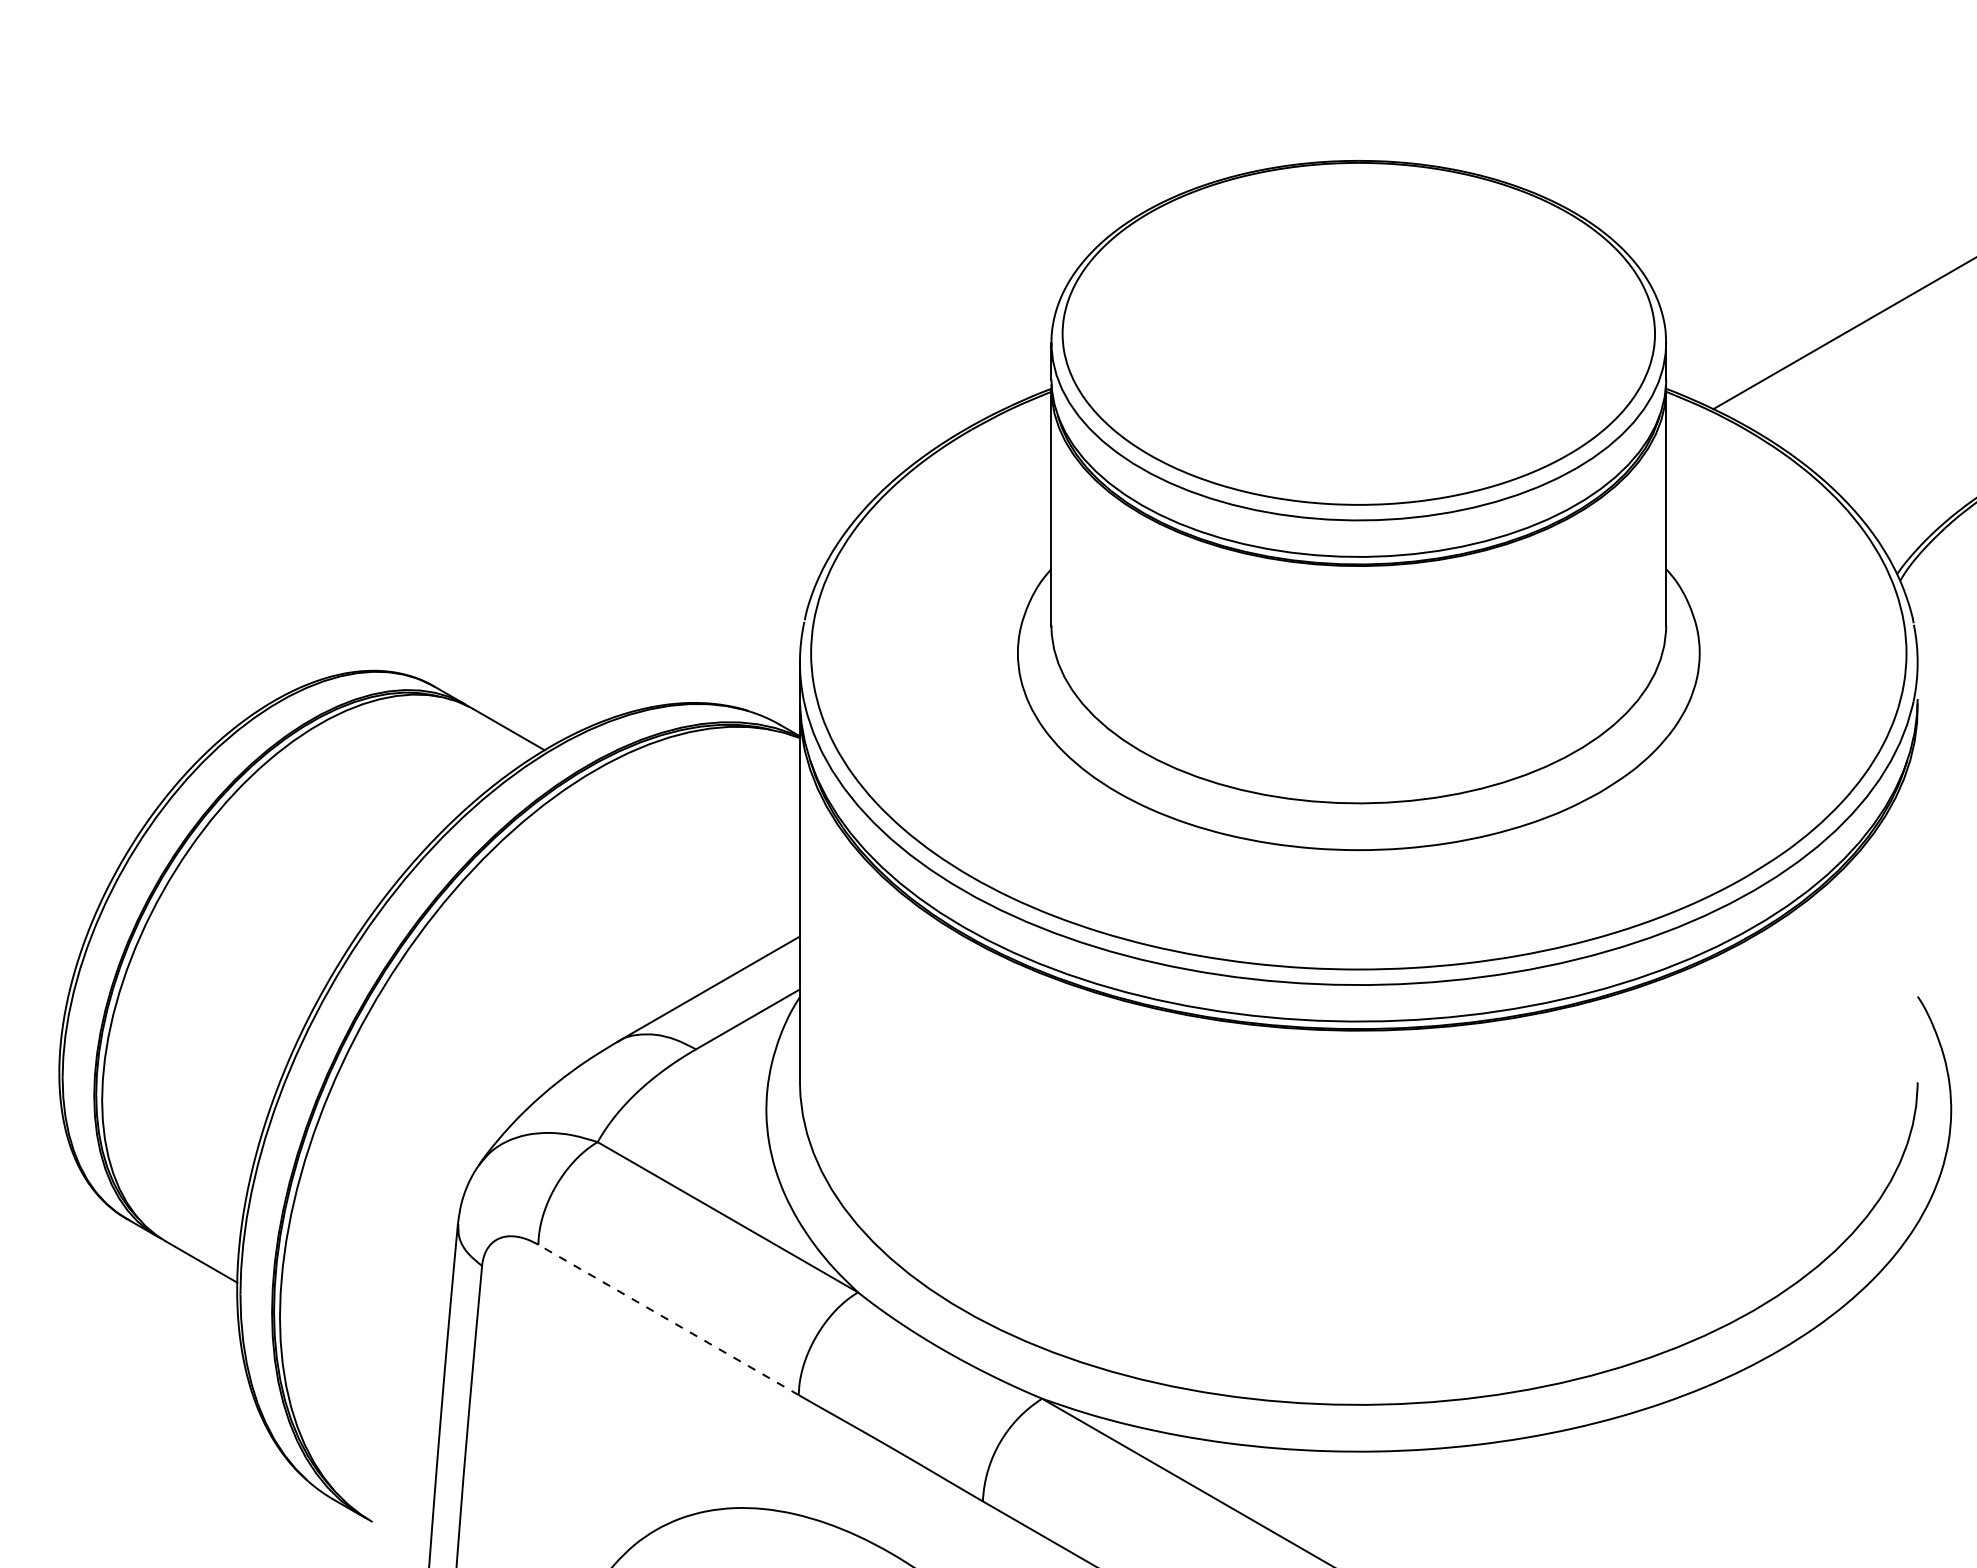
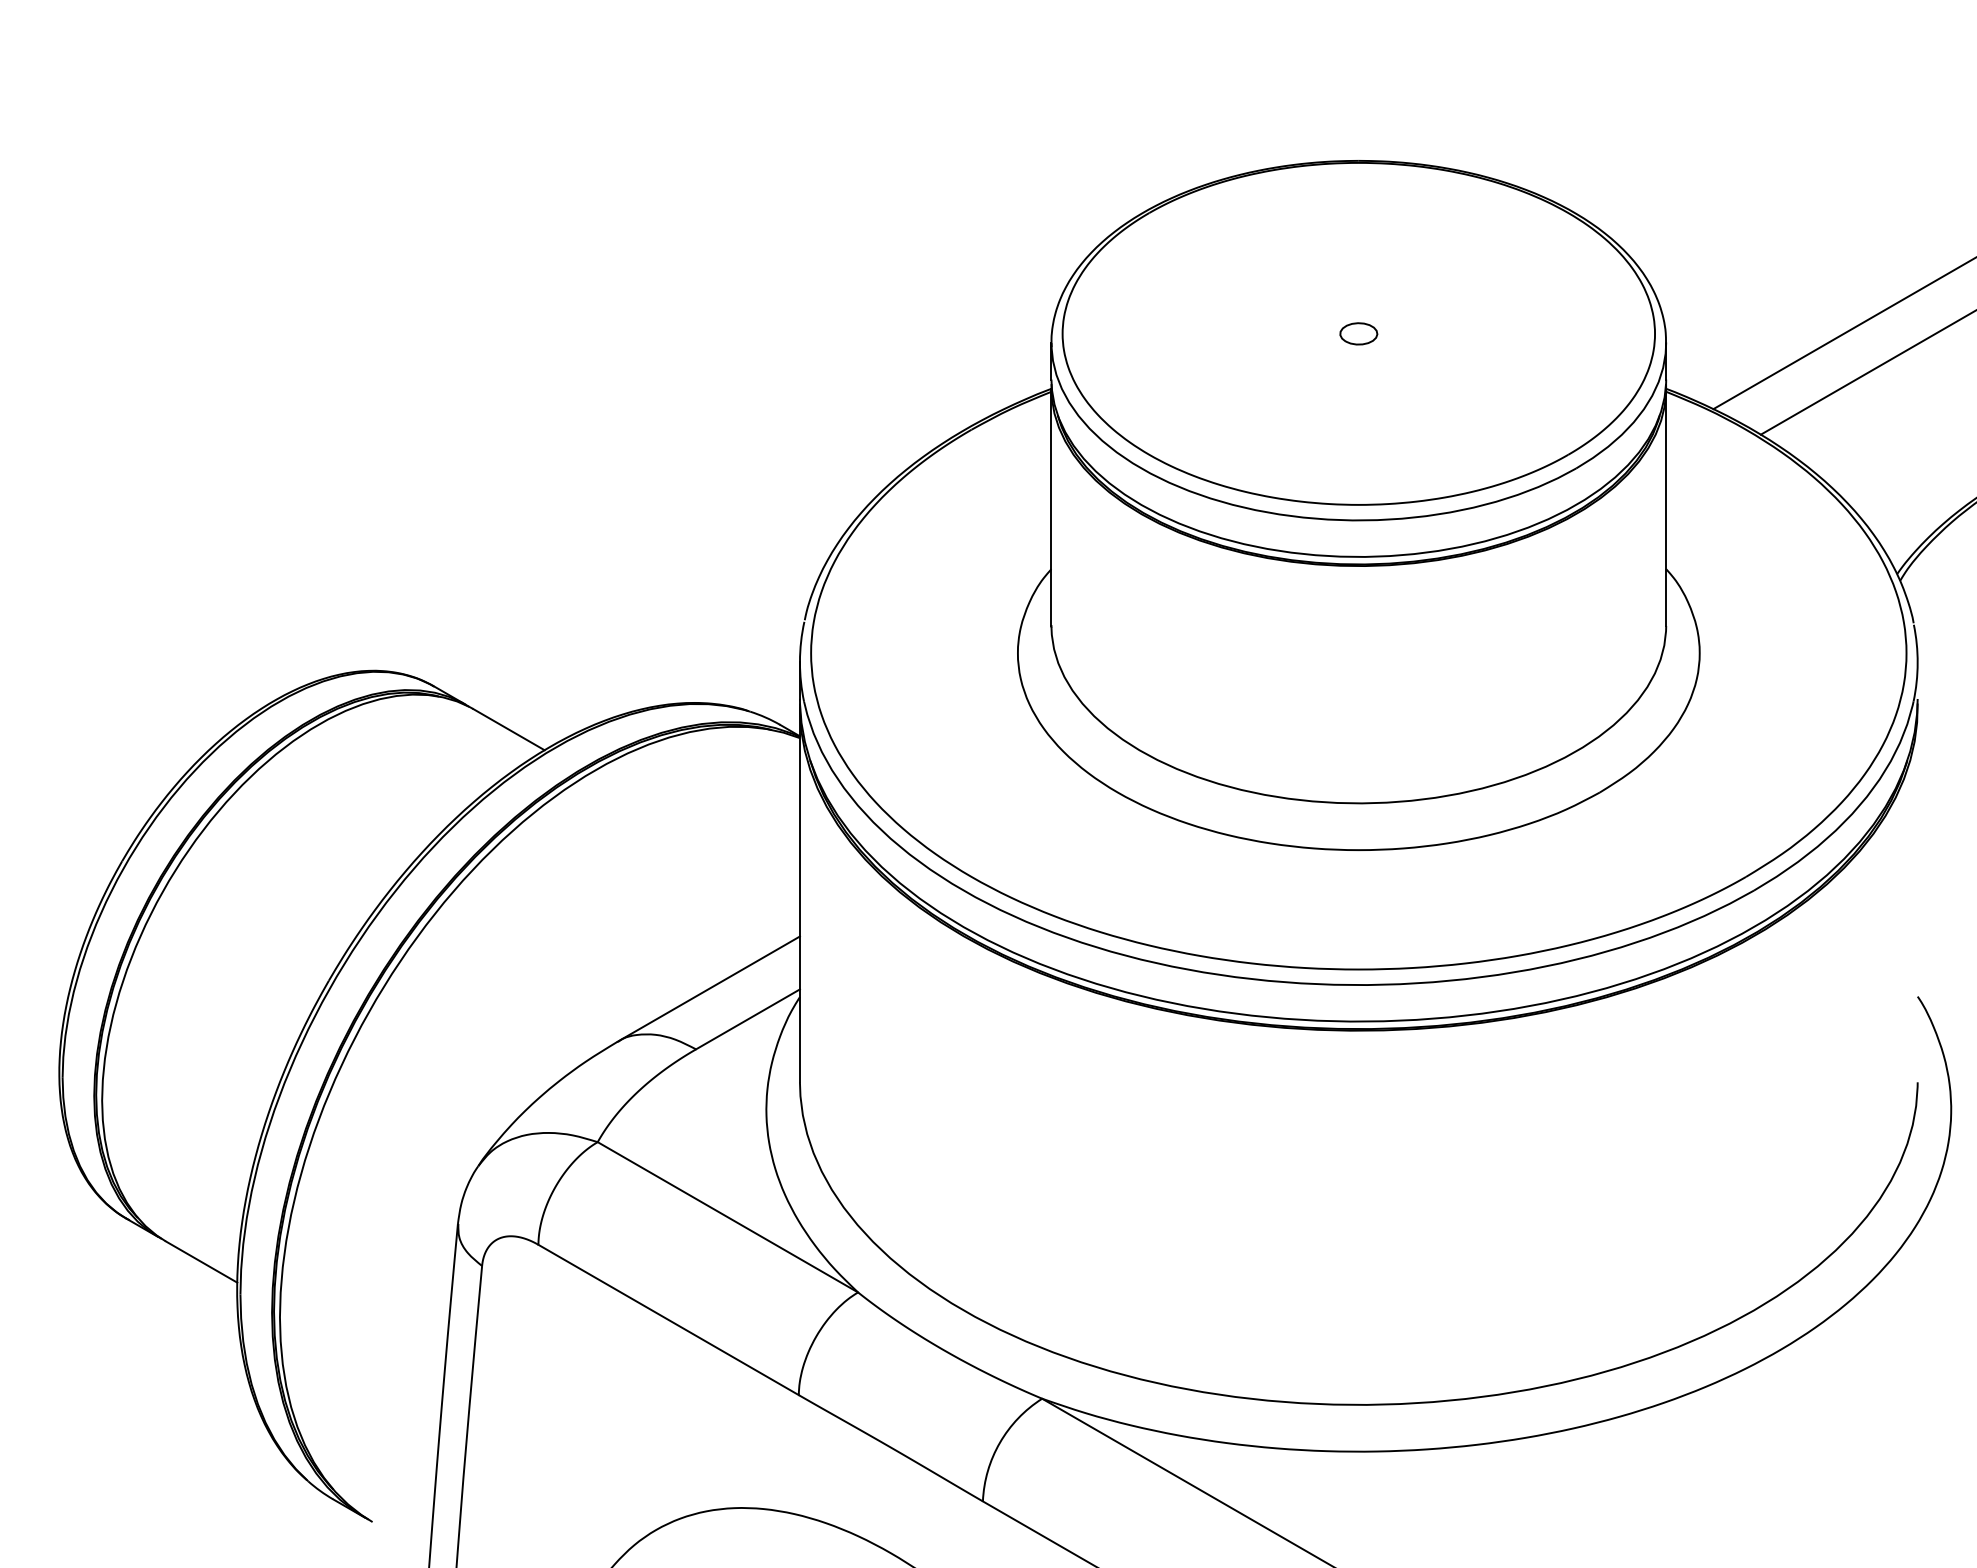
part: none -> present (1358, 333)
line: none -> present (1866, 372)
line: dashed -> solid (668, 1319)
